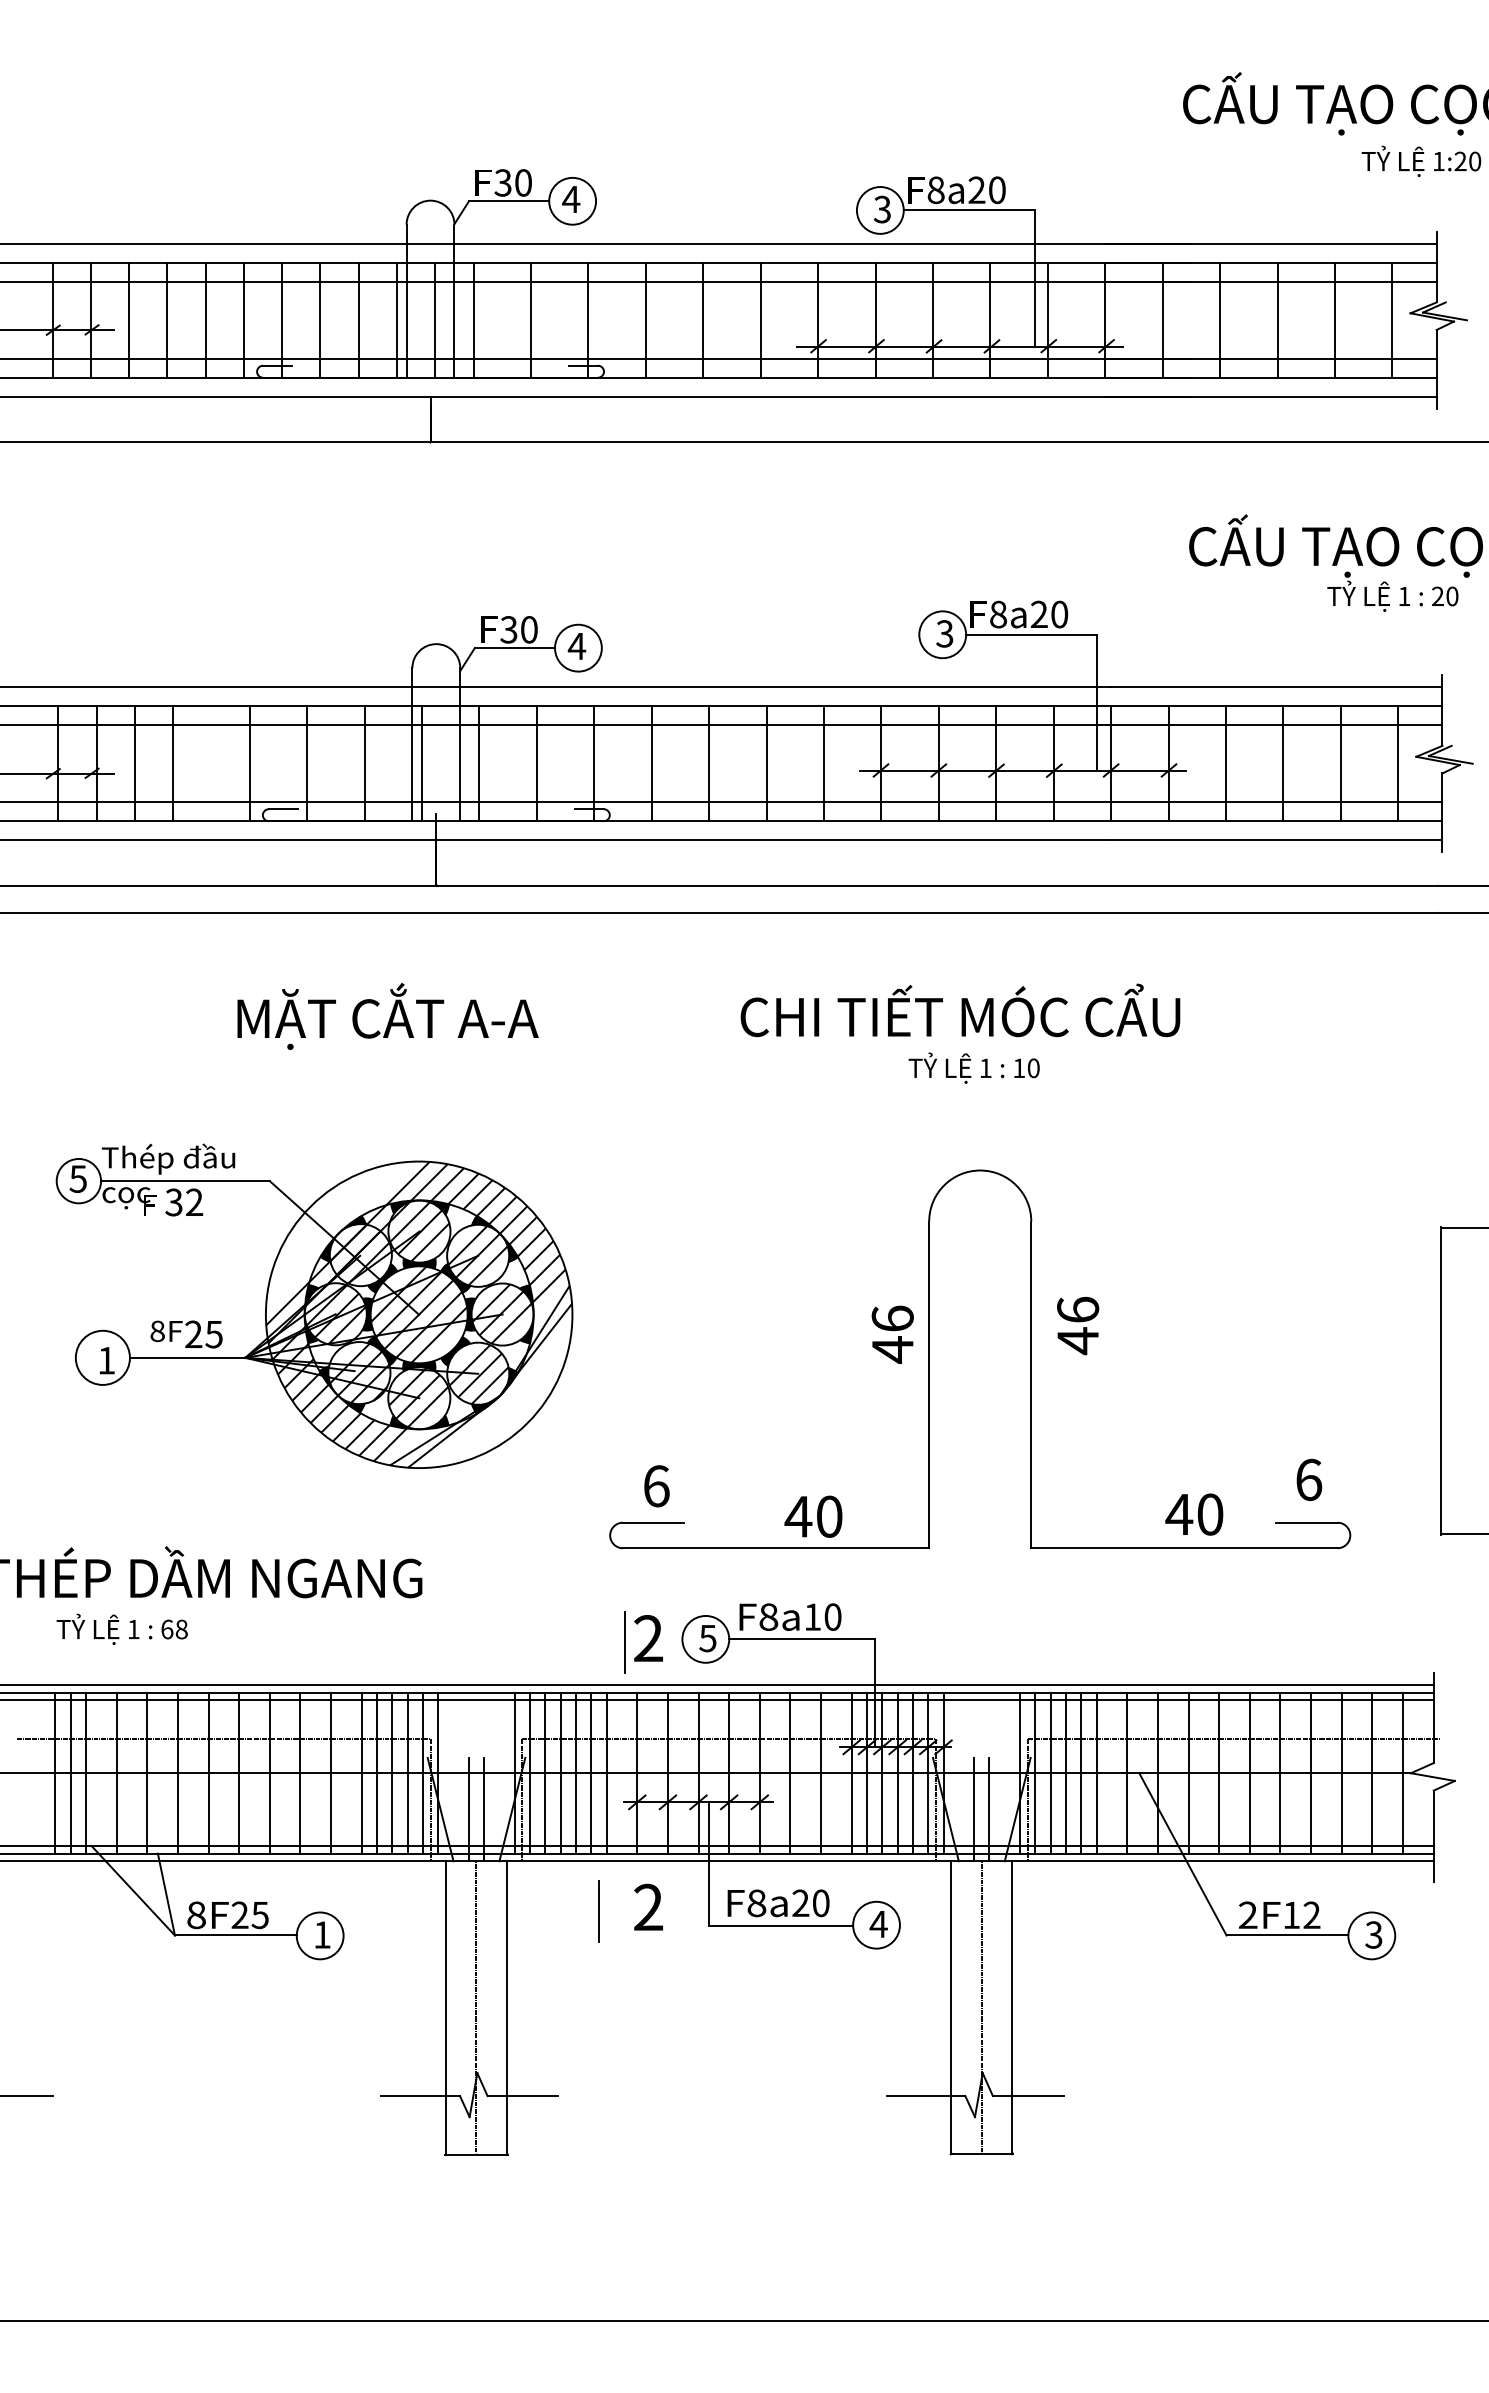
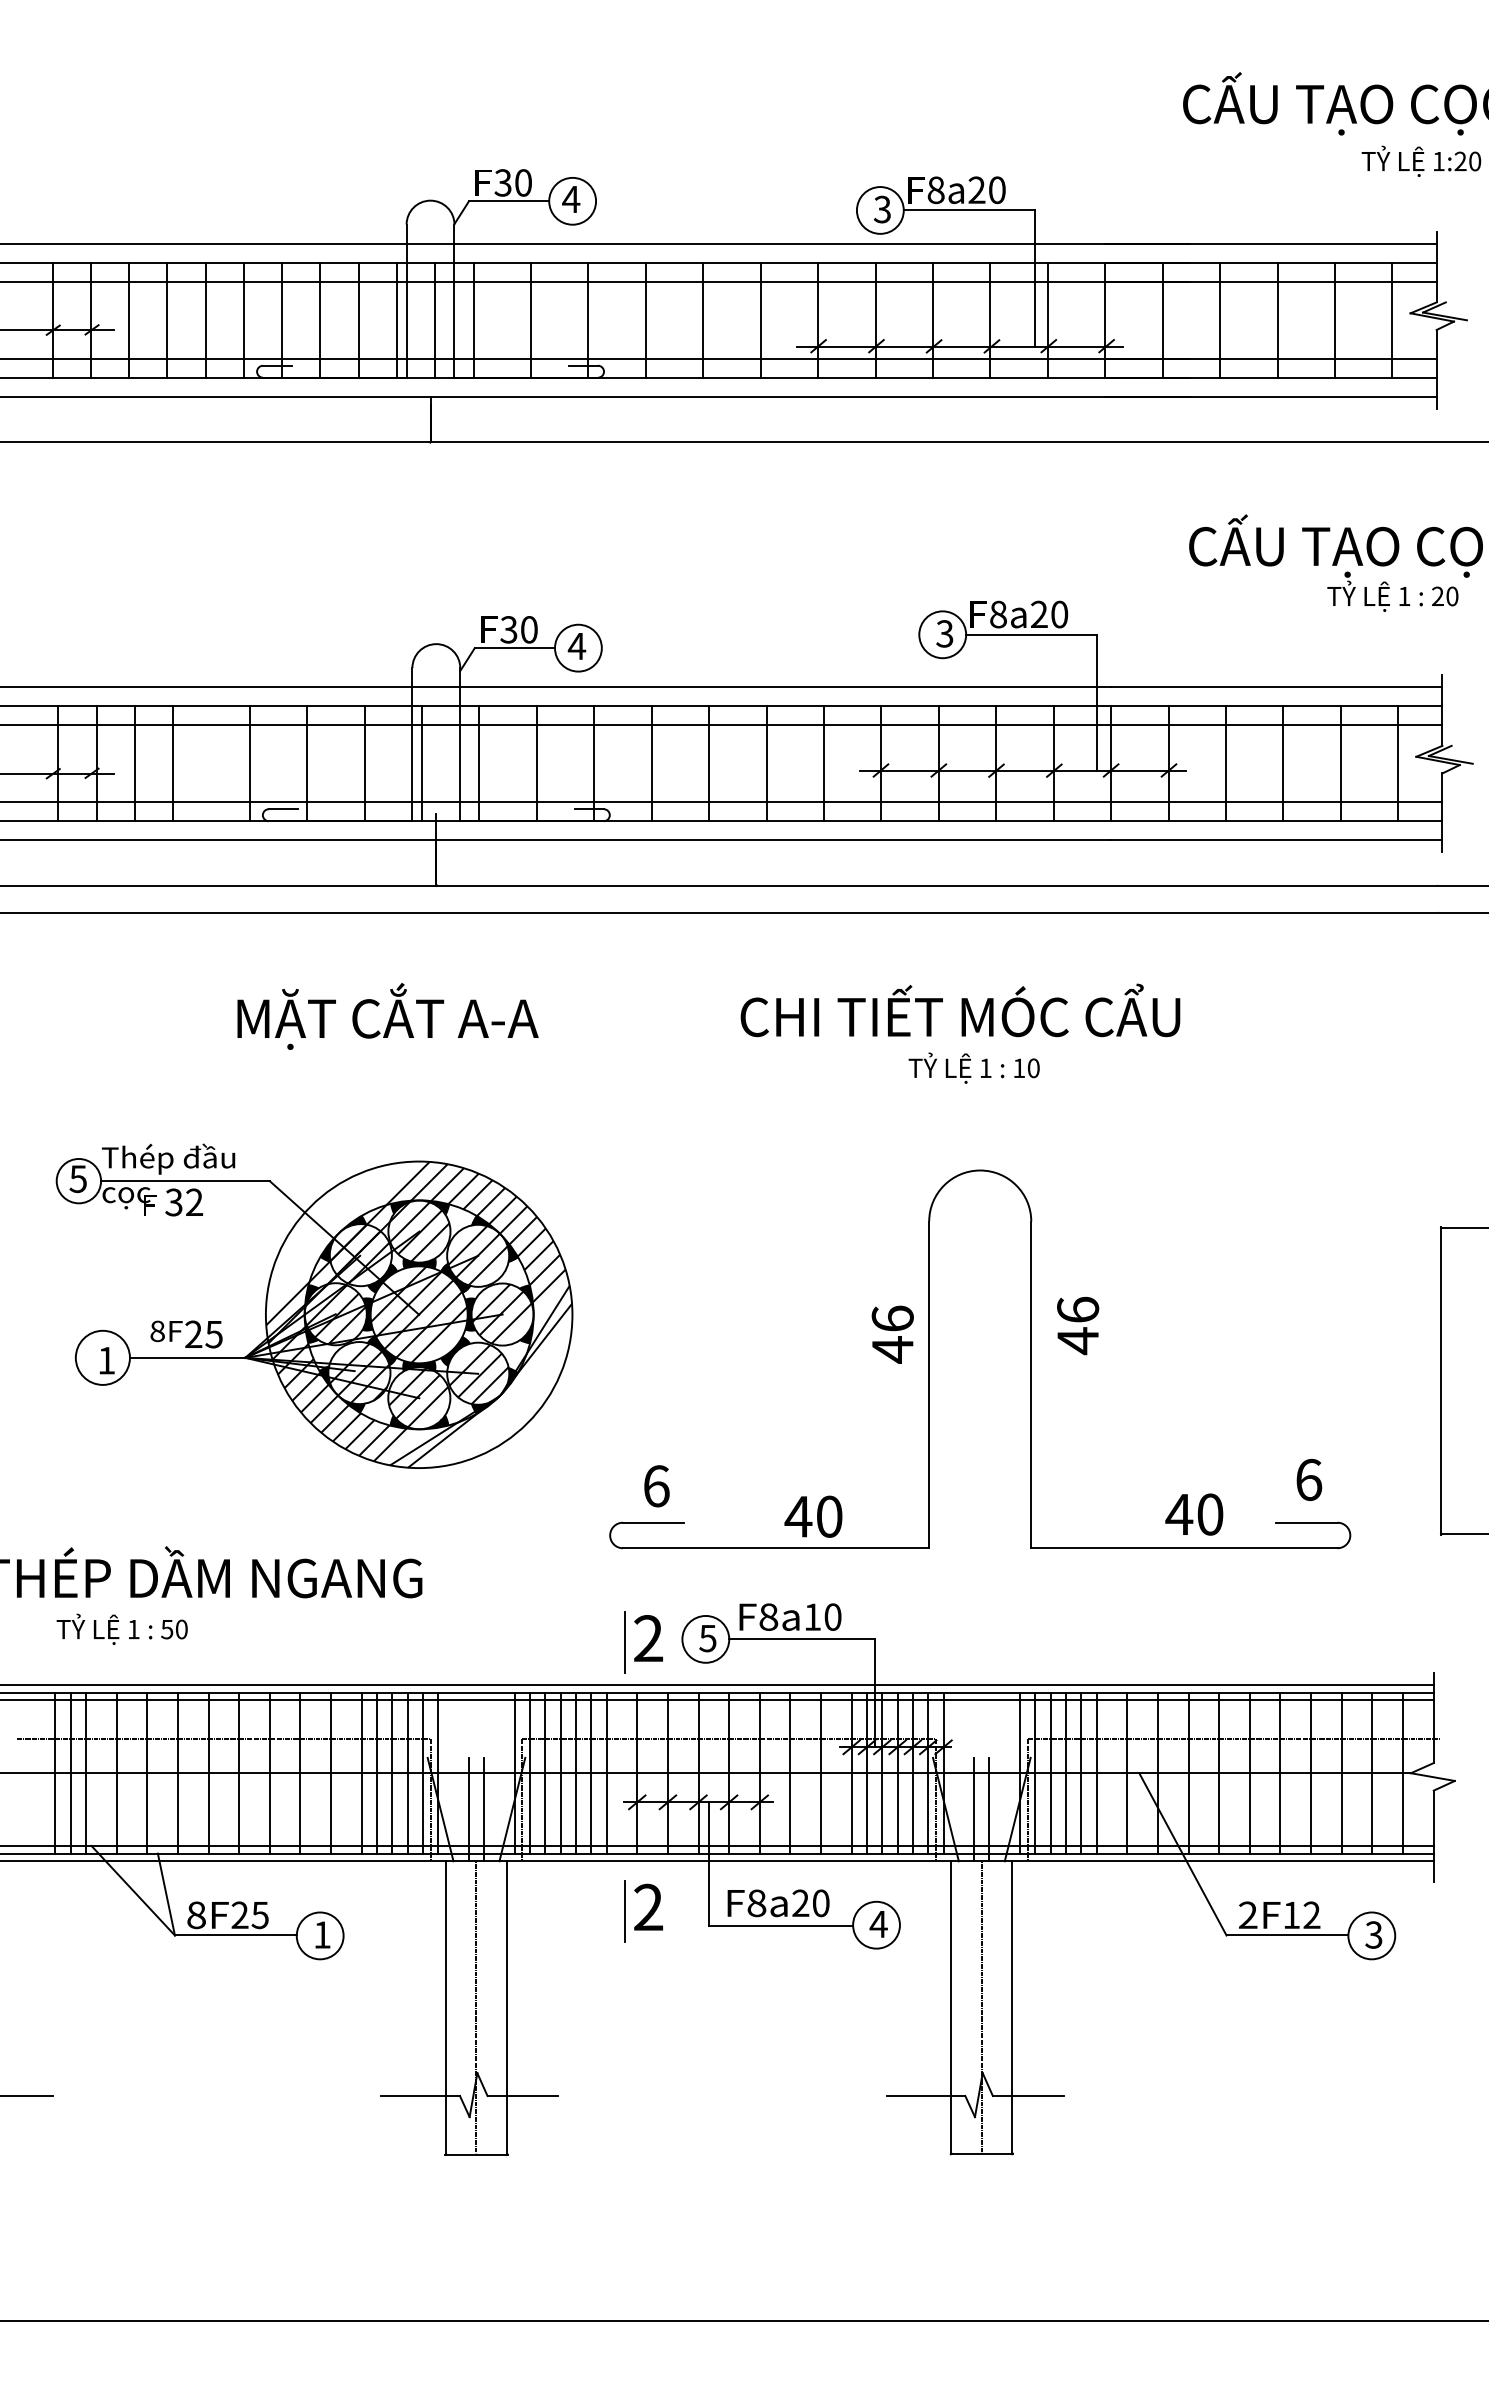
text: 68 -> 50 (174, 1629)
line position: (598, 1911) -> (624, 1911) (624, 1911)
